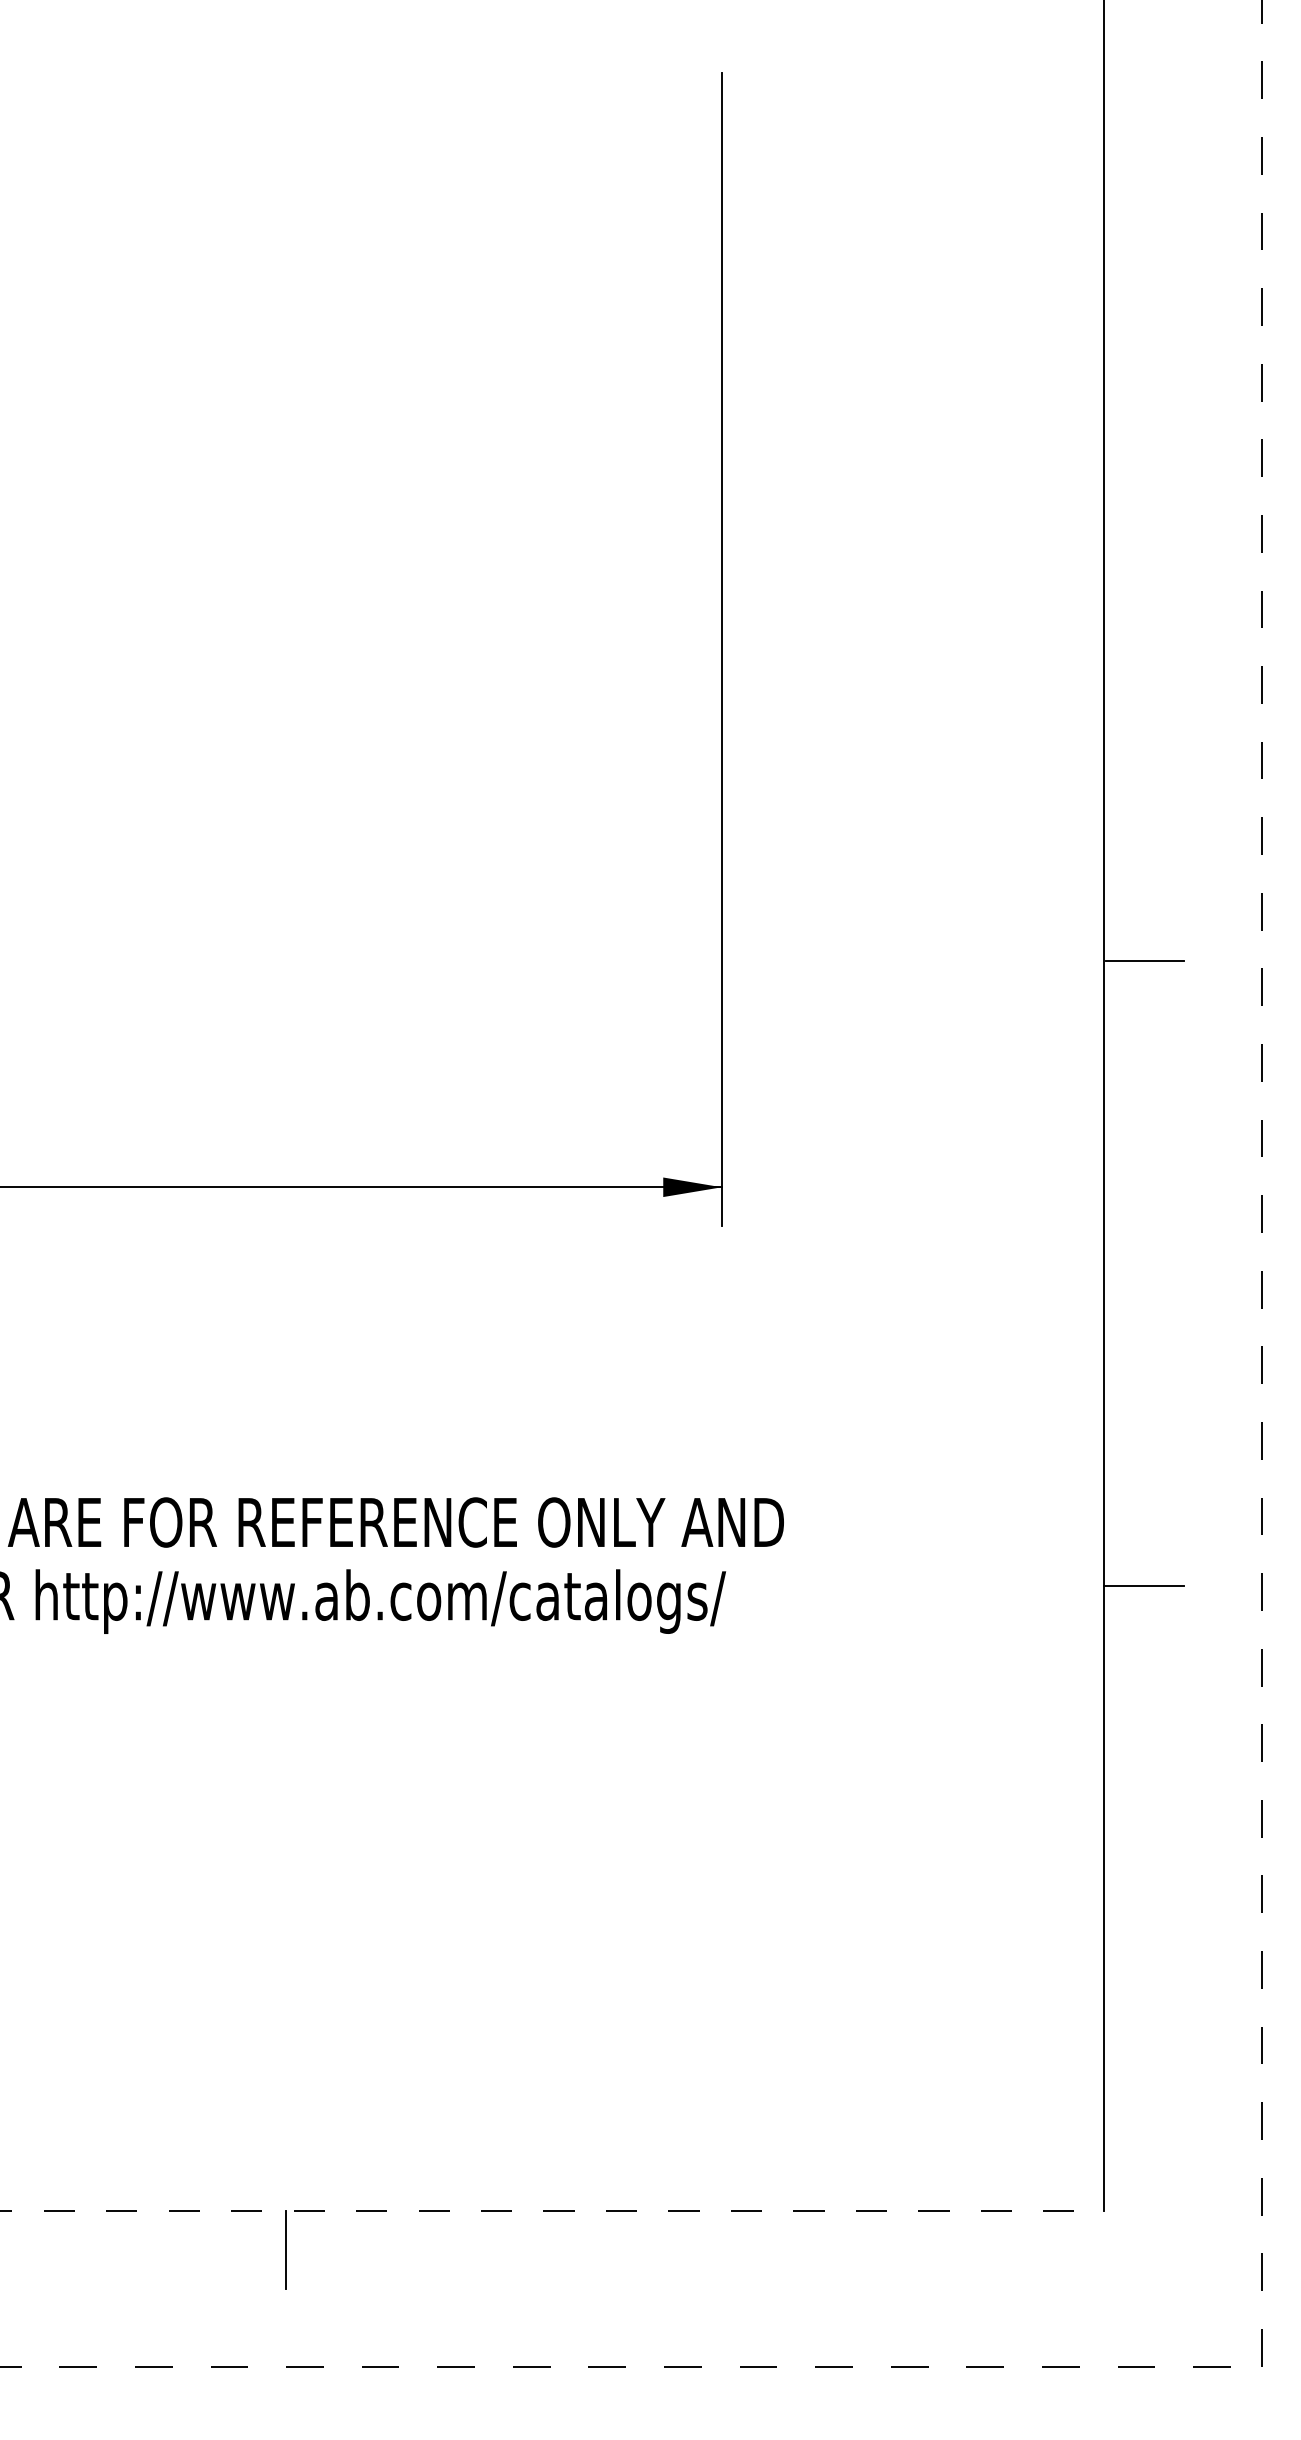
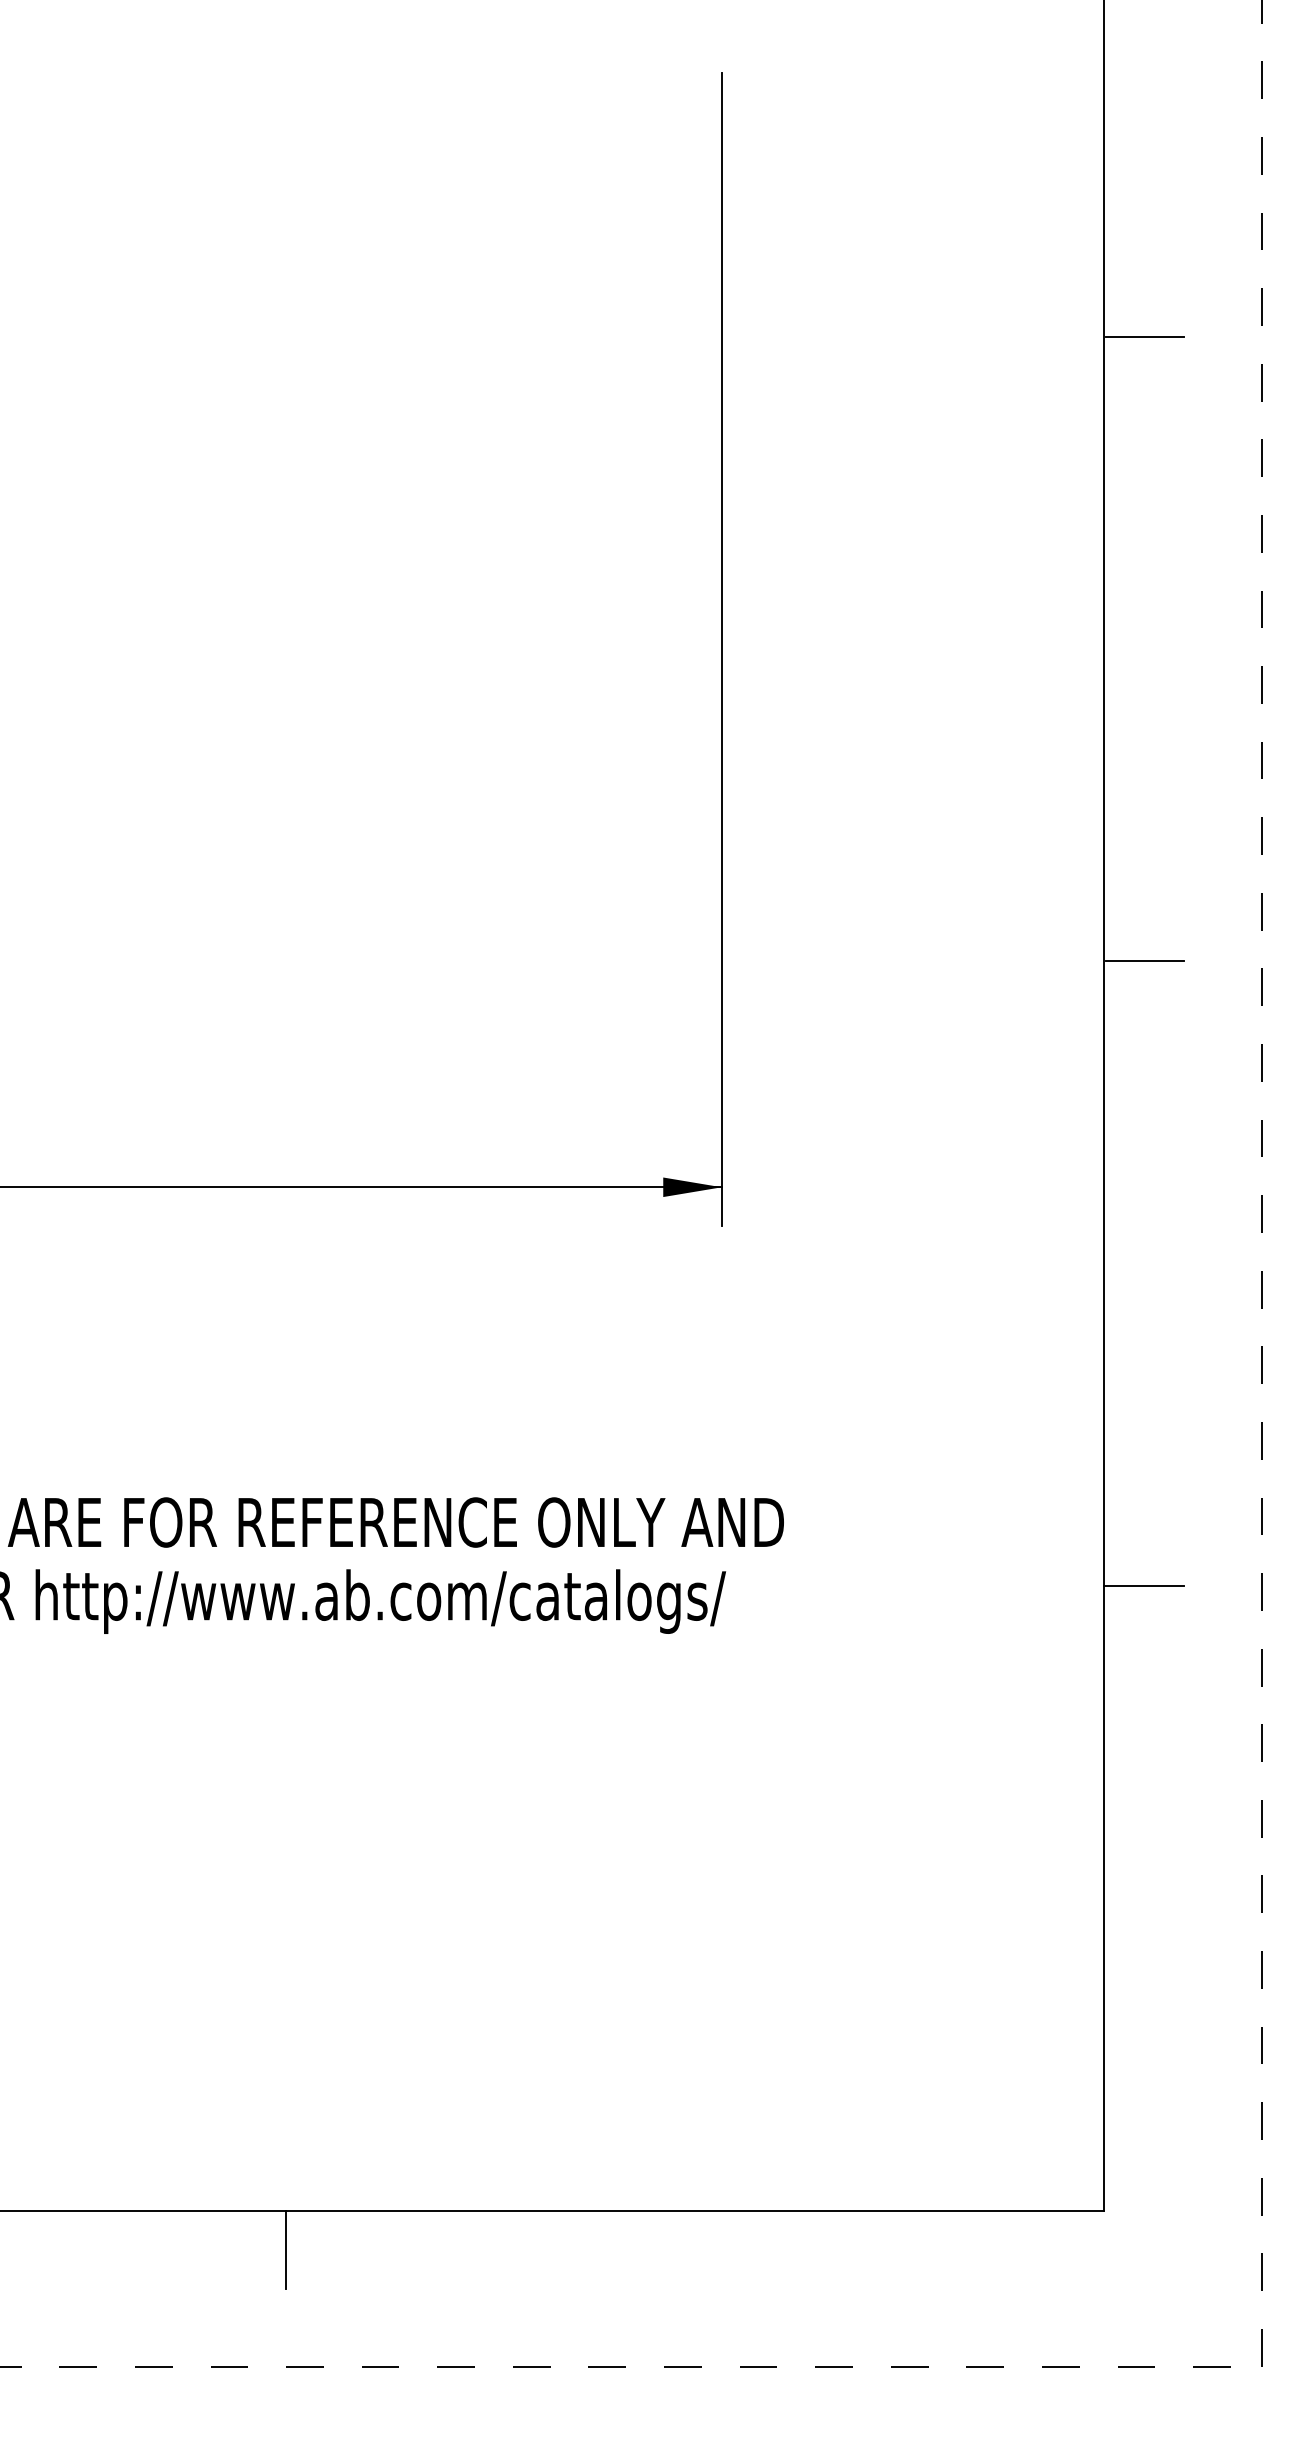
line: none -> present (1144, 336)
line: dashed -> solid (552, 2210)
